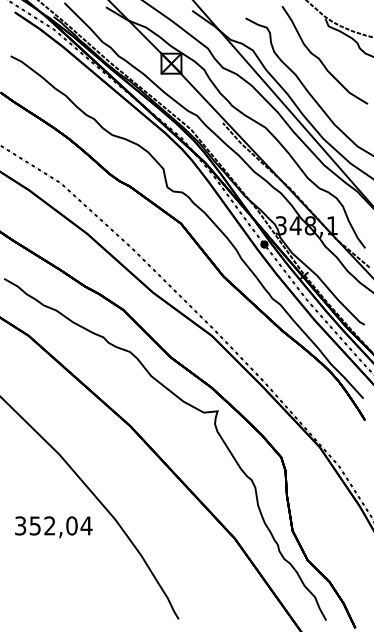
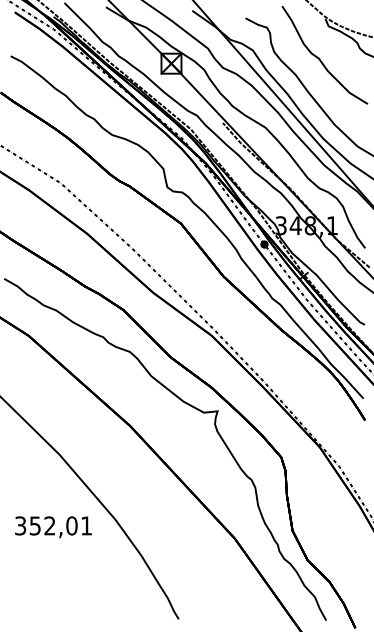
text: 352,04 -> 352,01 (86, 525)
